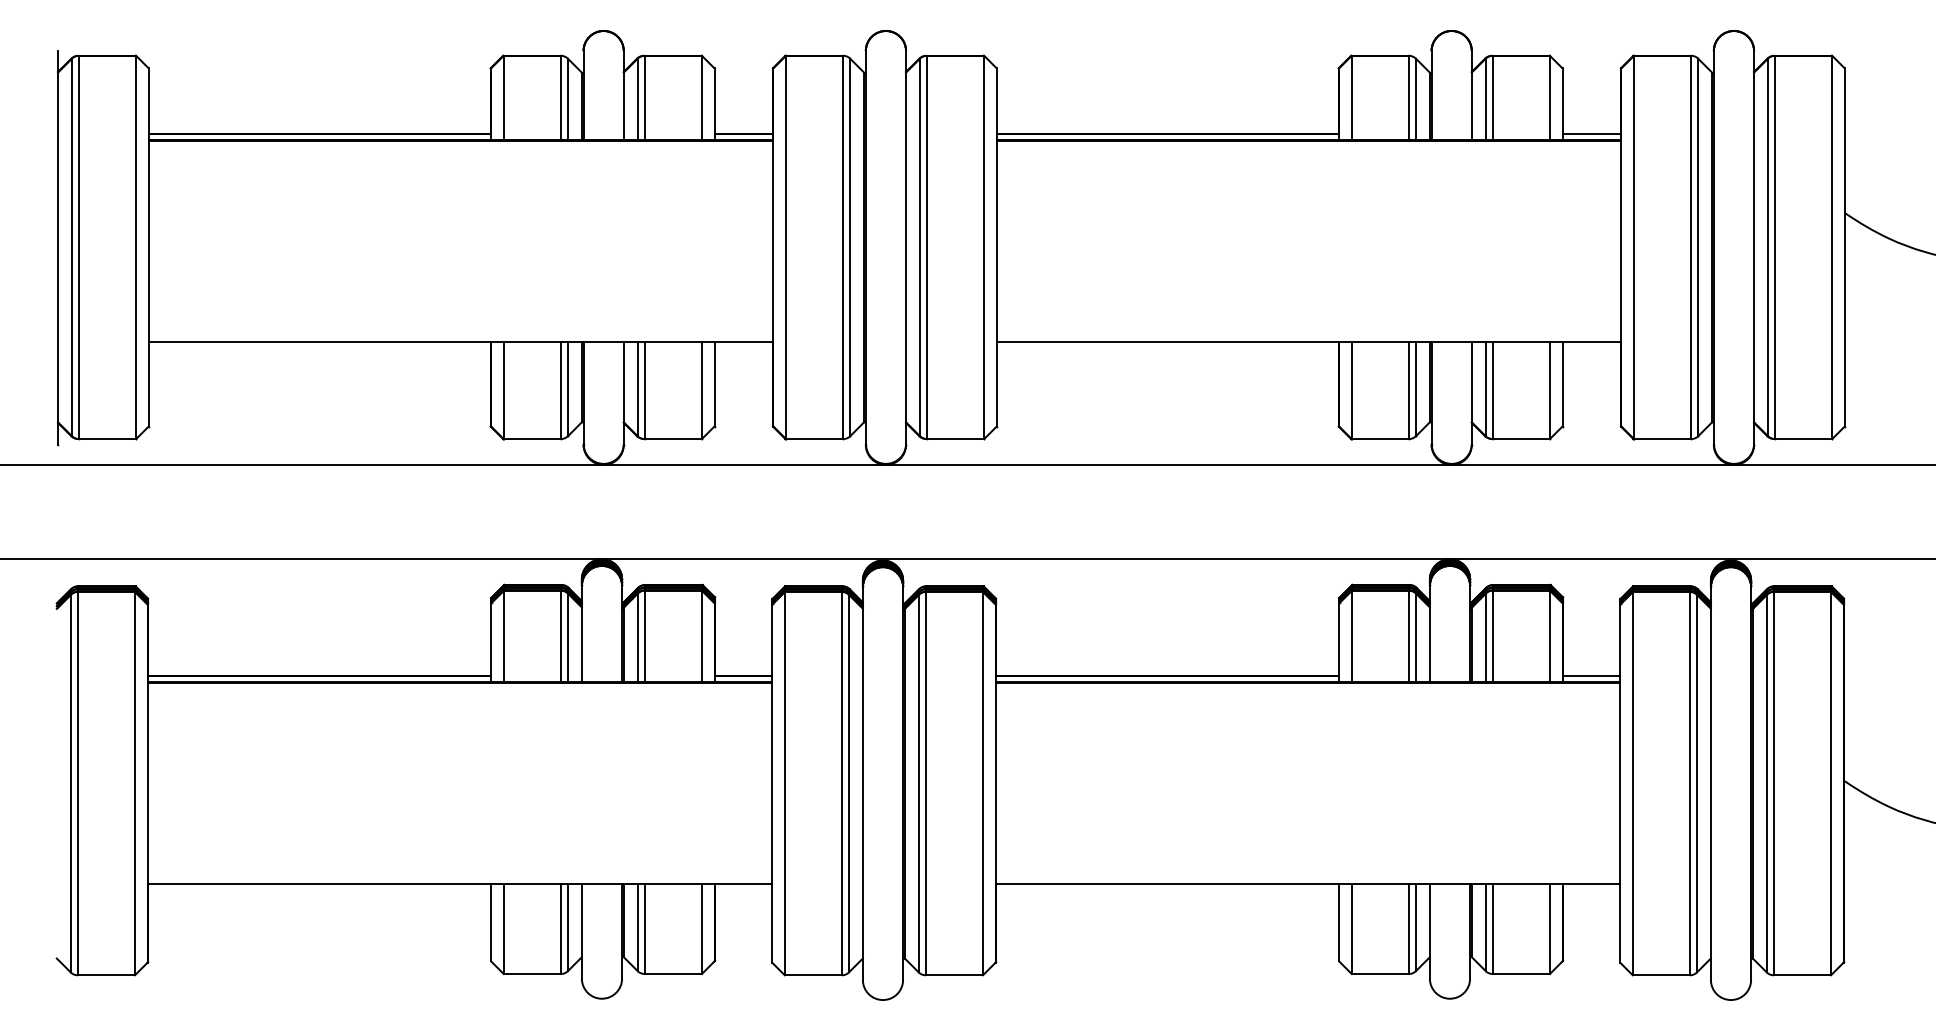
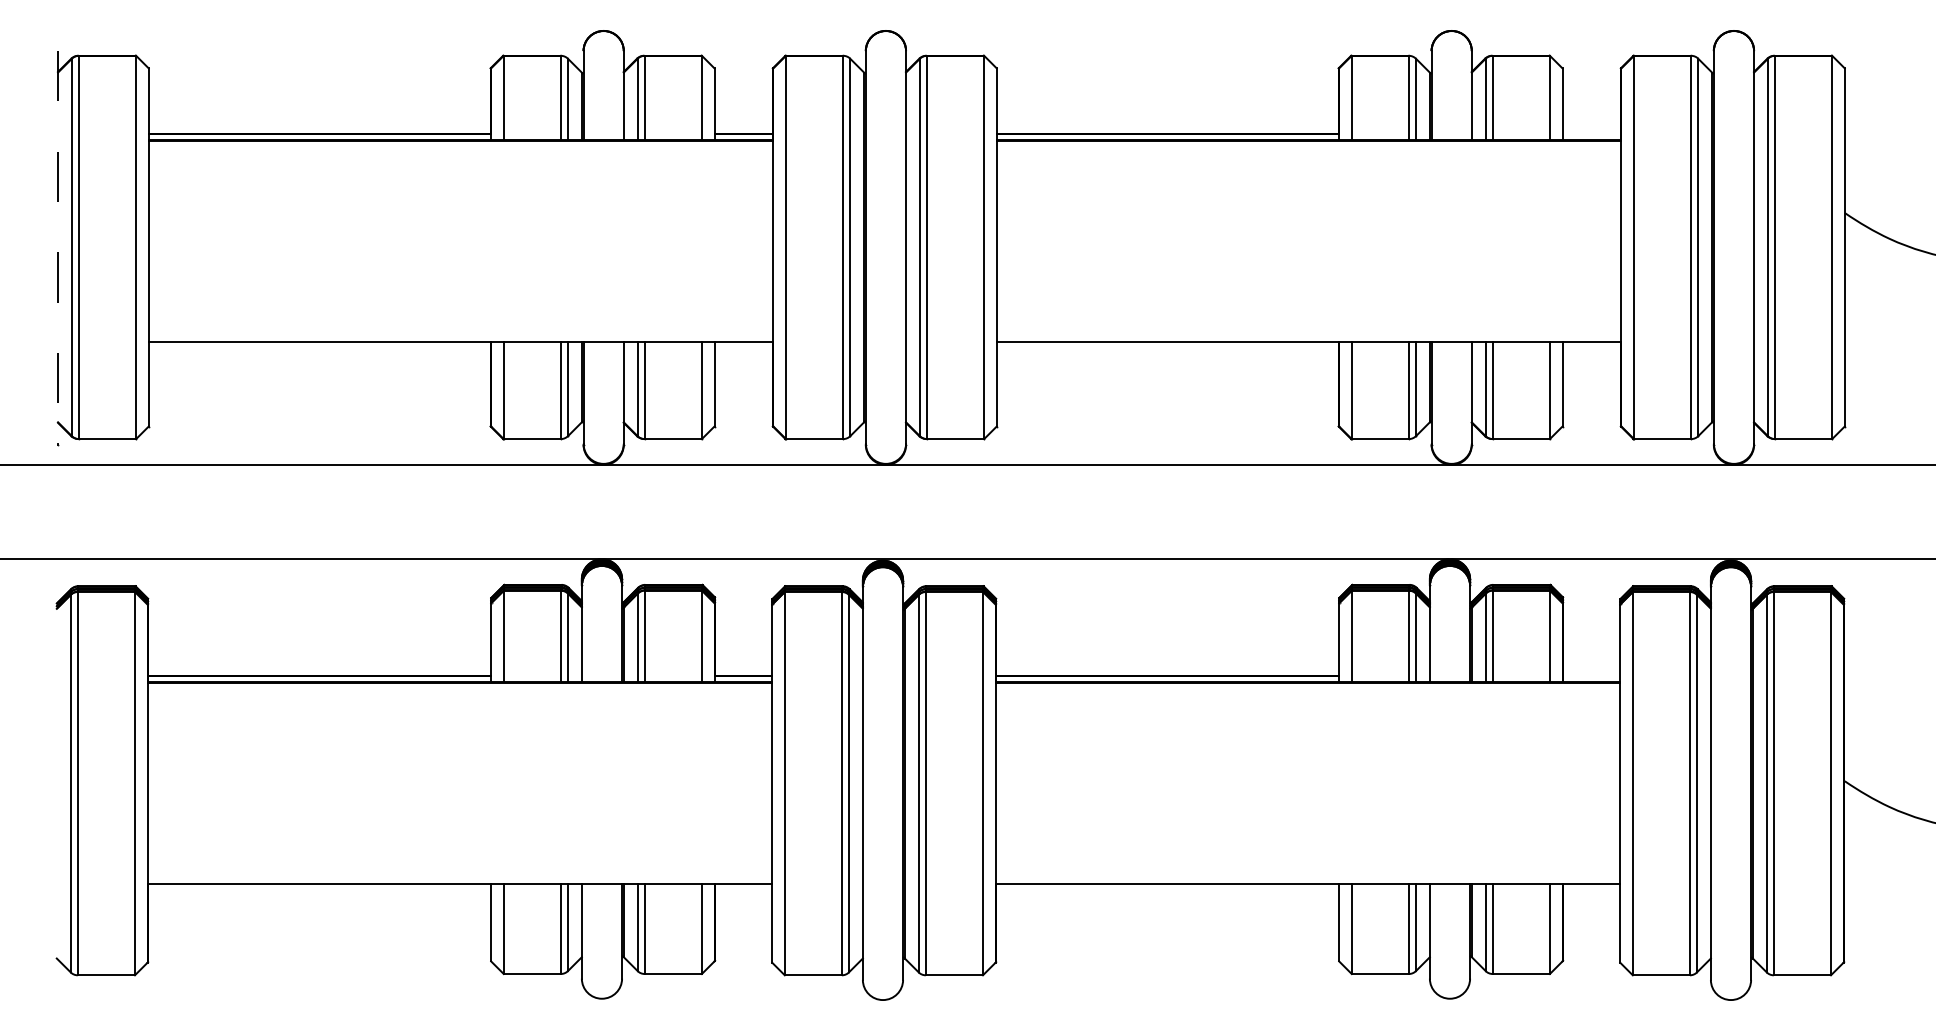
line: present -> none (1591, 133)
line: solid -> dashed (58, 247)
line: present -> none (1591, 675)
